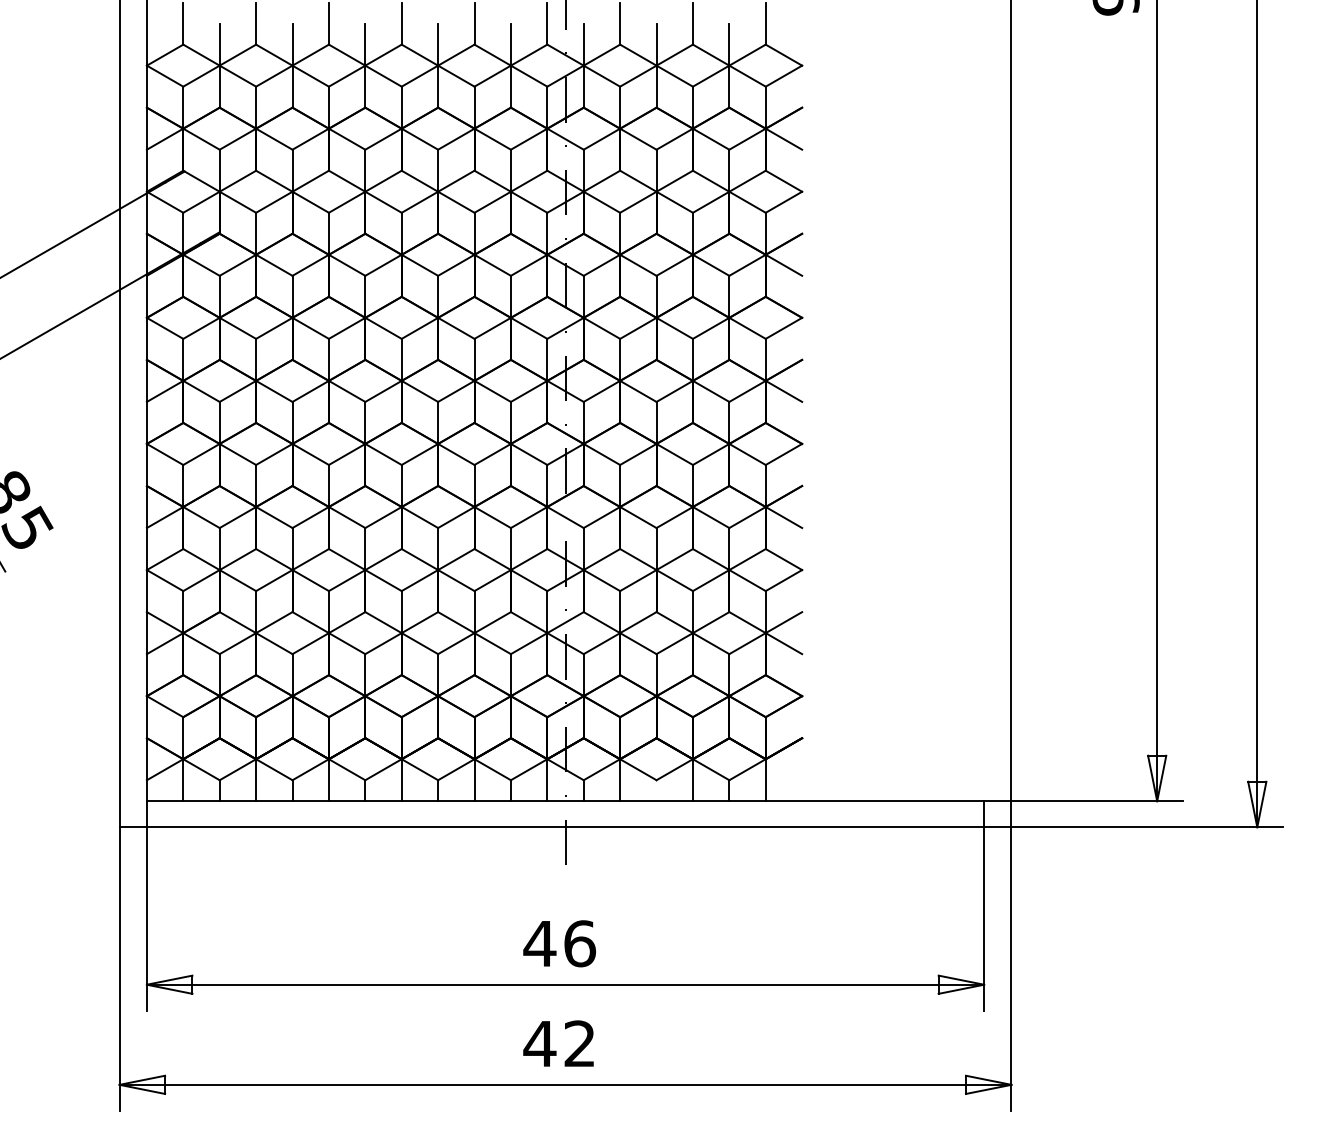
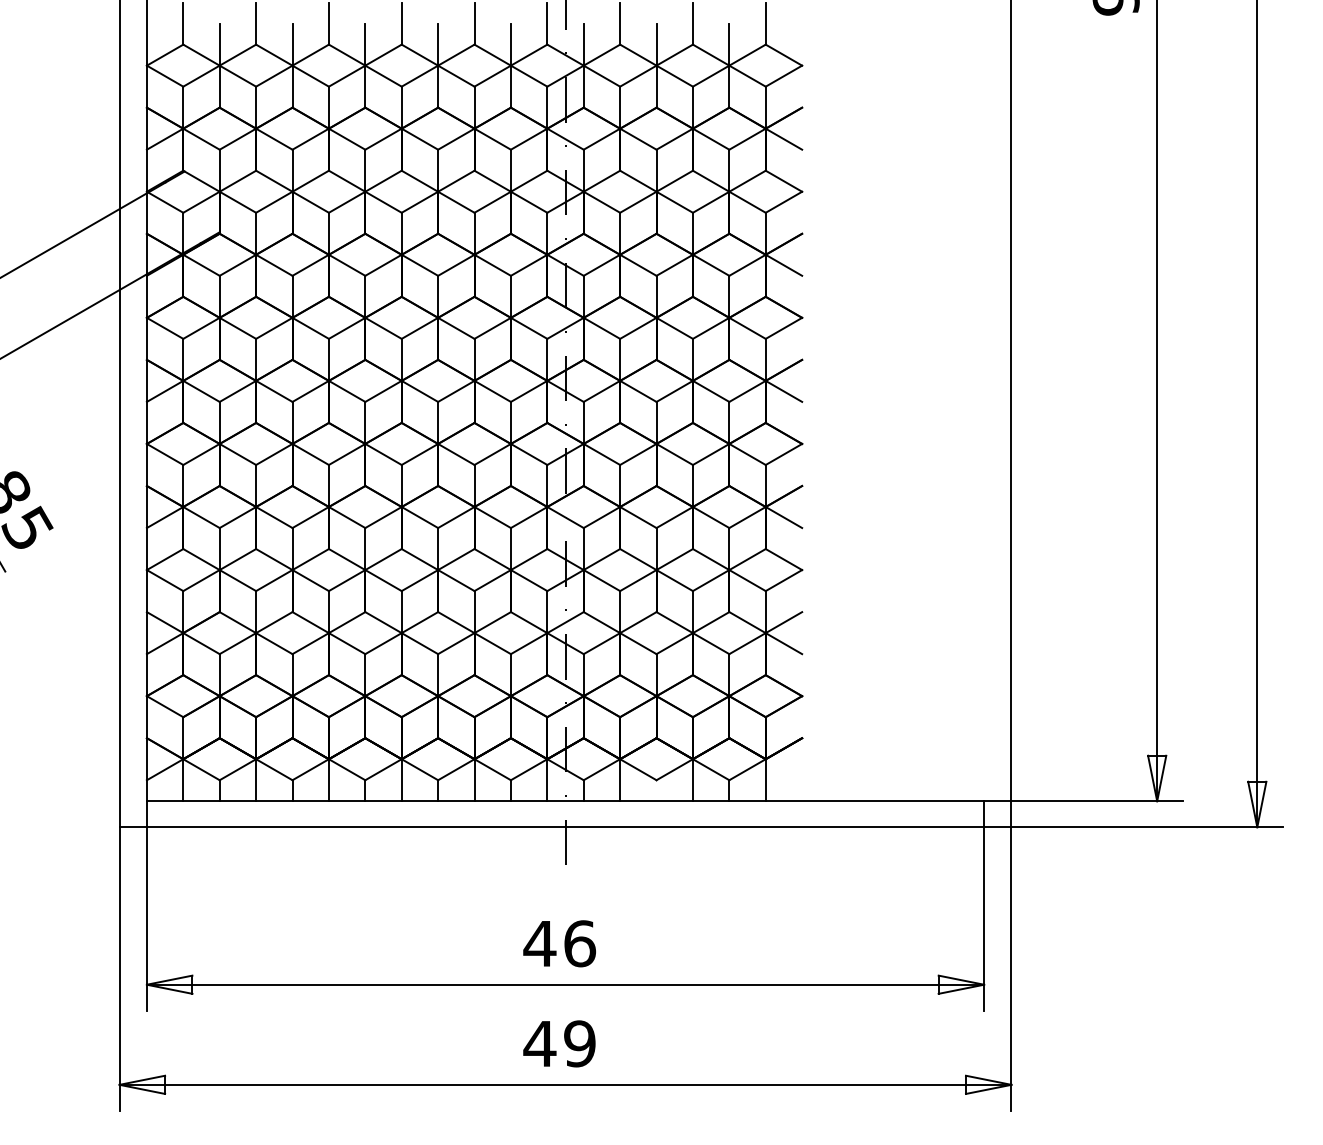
text: 42 -> 49 (579, 1043)
